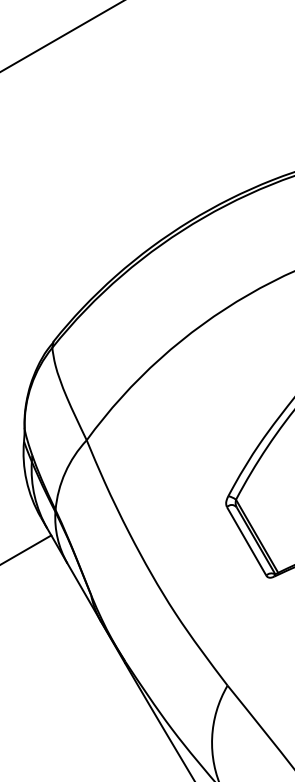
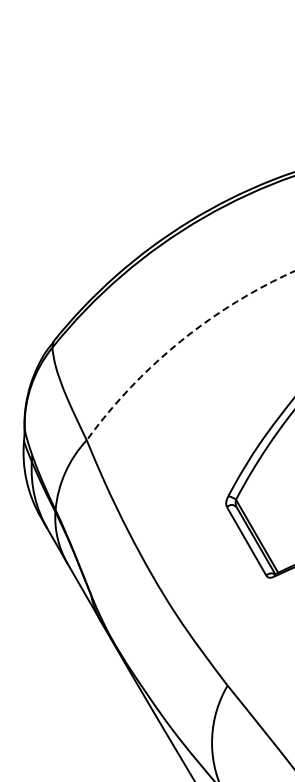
line: present -> none (61, 36)
arc: solid -> dashed (180, 341)
line: present -> none (26, 549)
